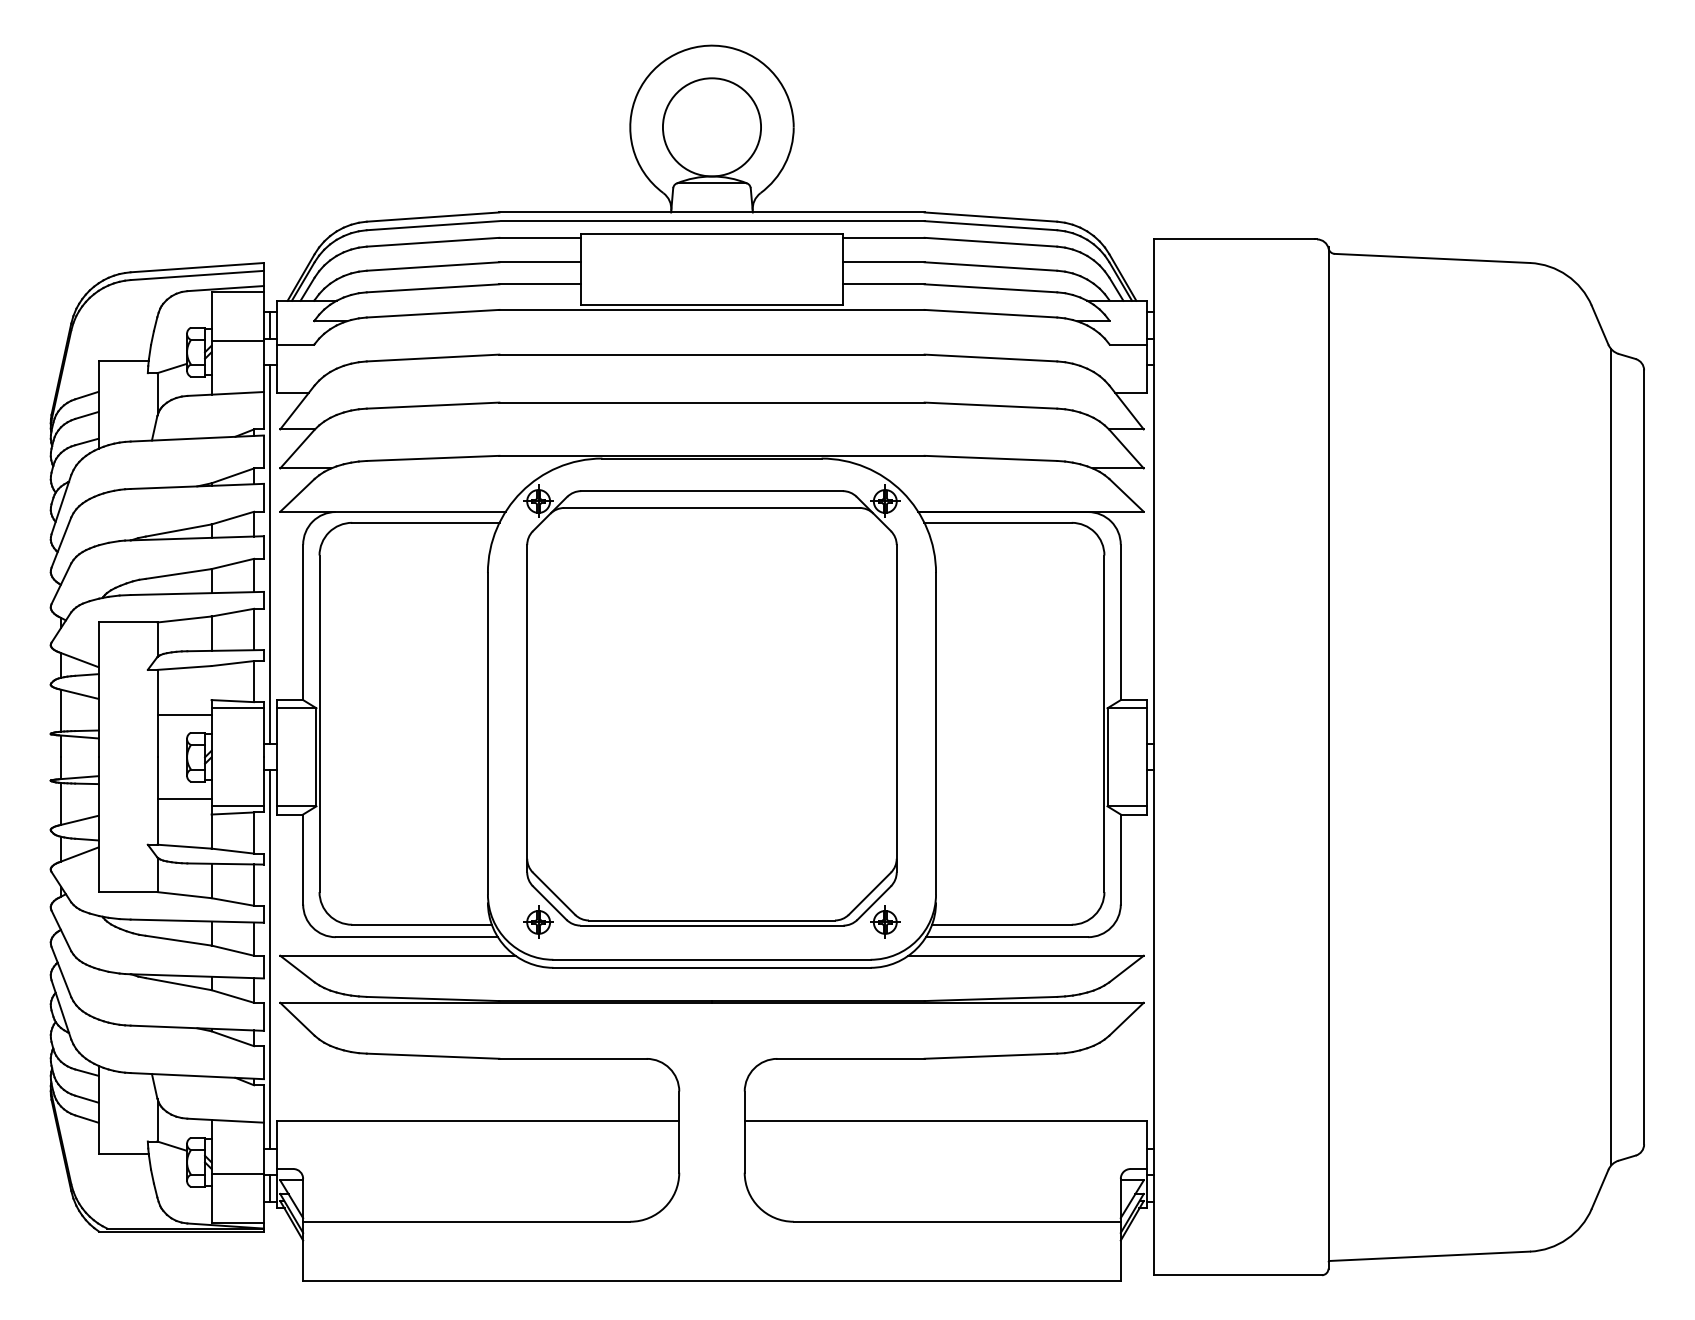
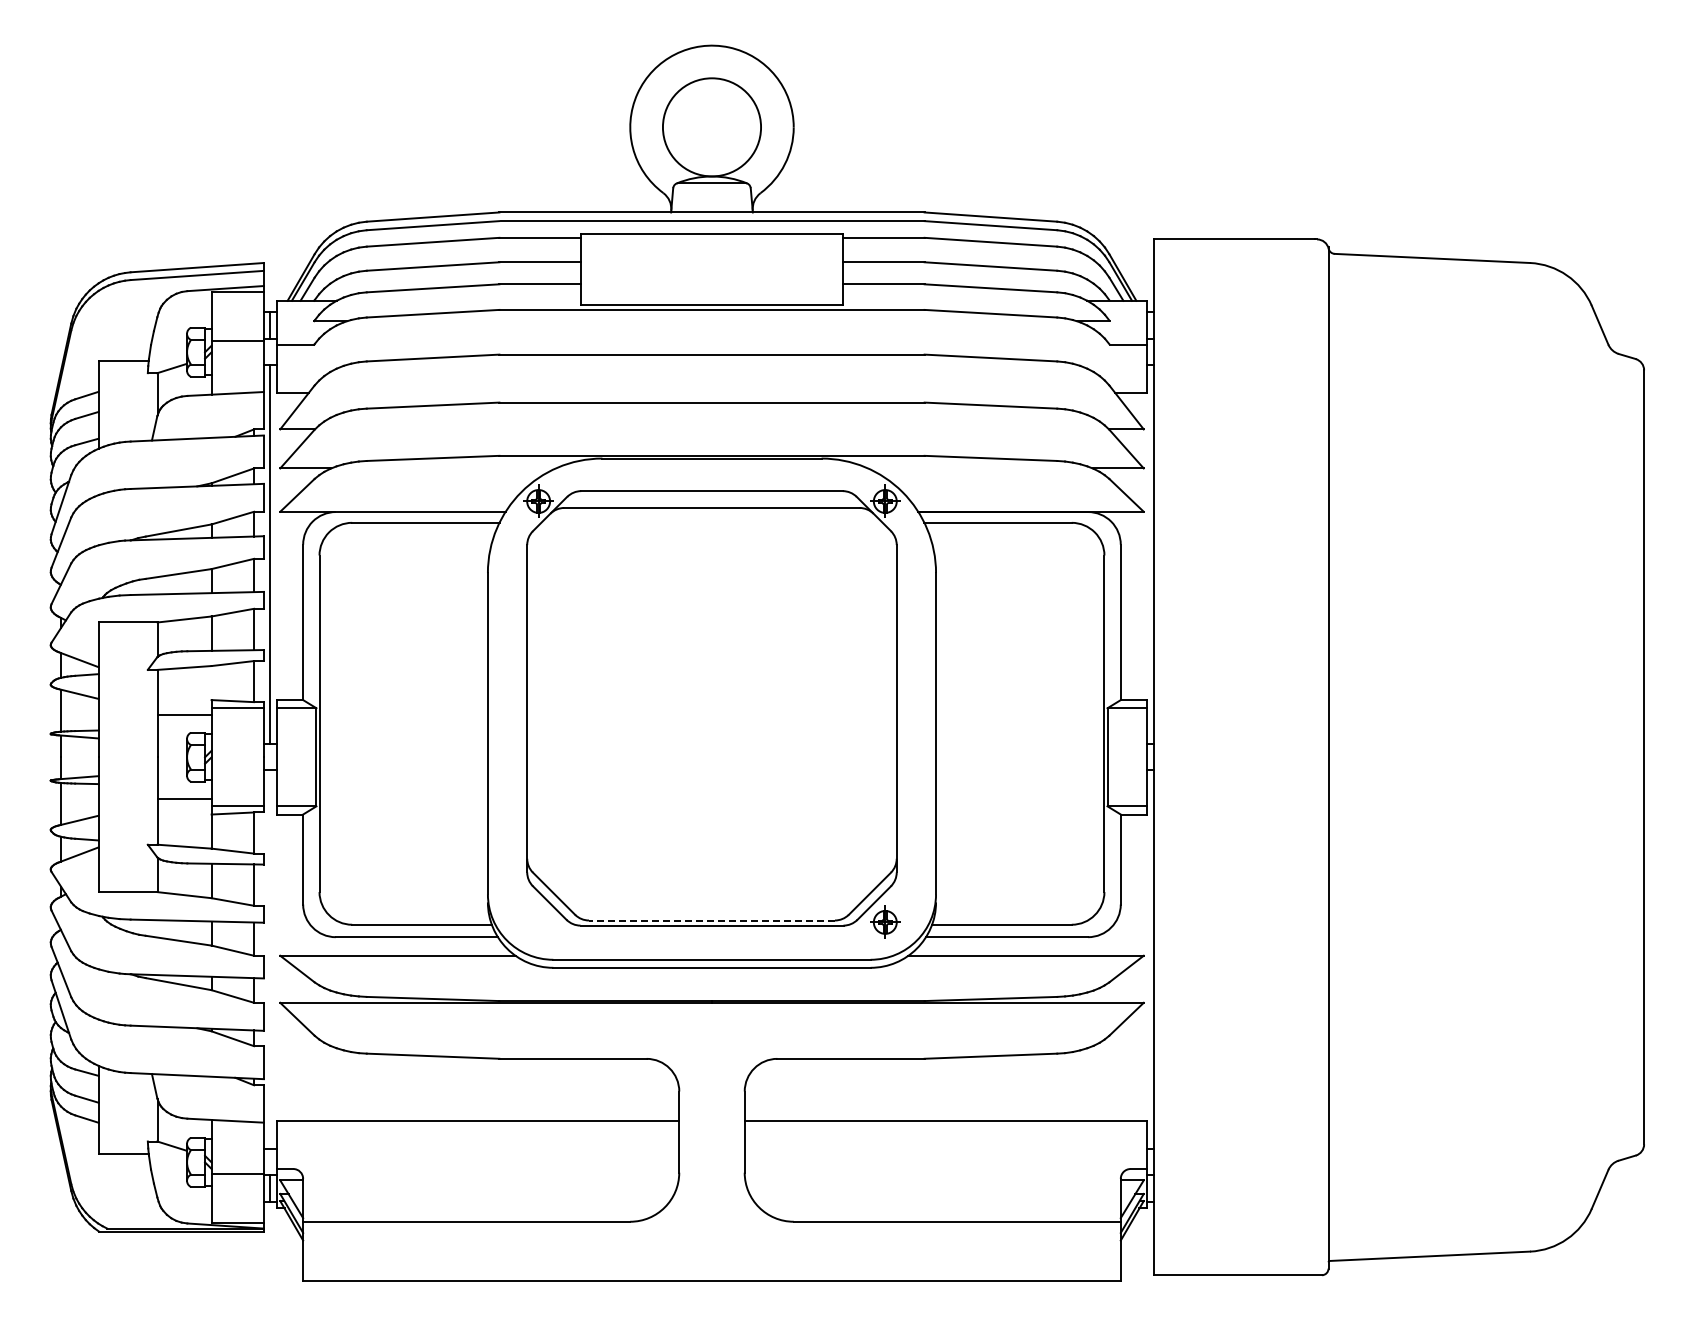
line: present -> none (1611, 757)
line: solid -> dashed (711, 920)
part: present -> none (538, 921)
line: present -> none (270, 959)
